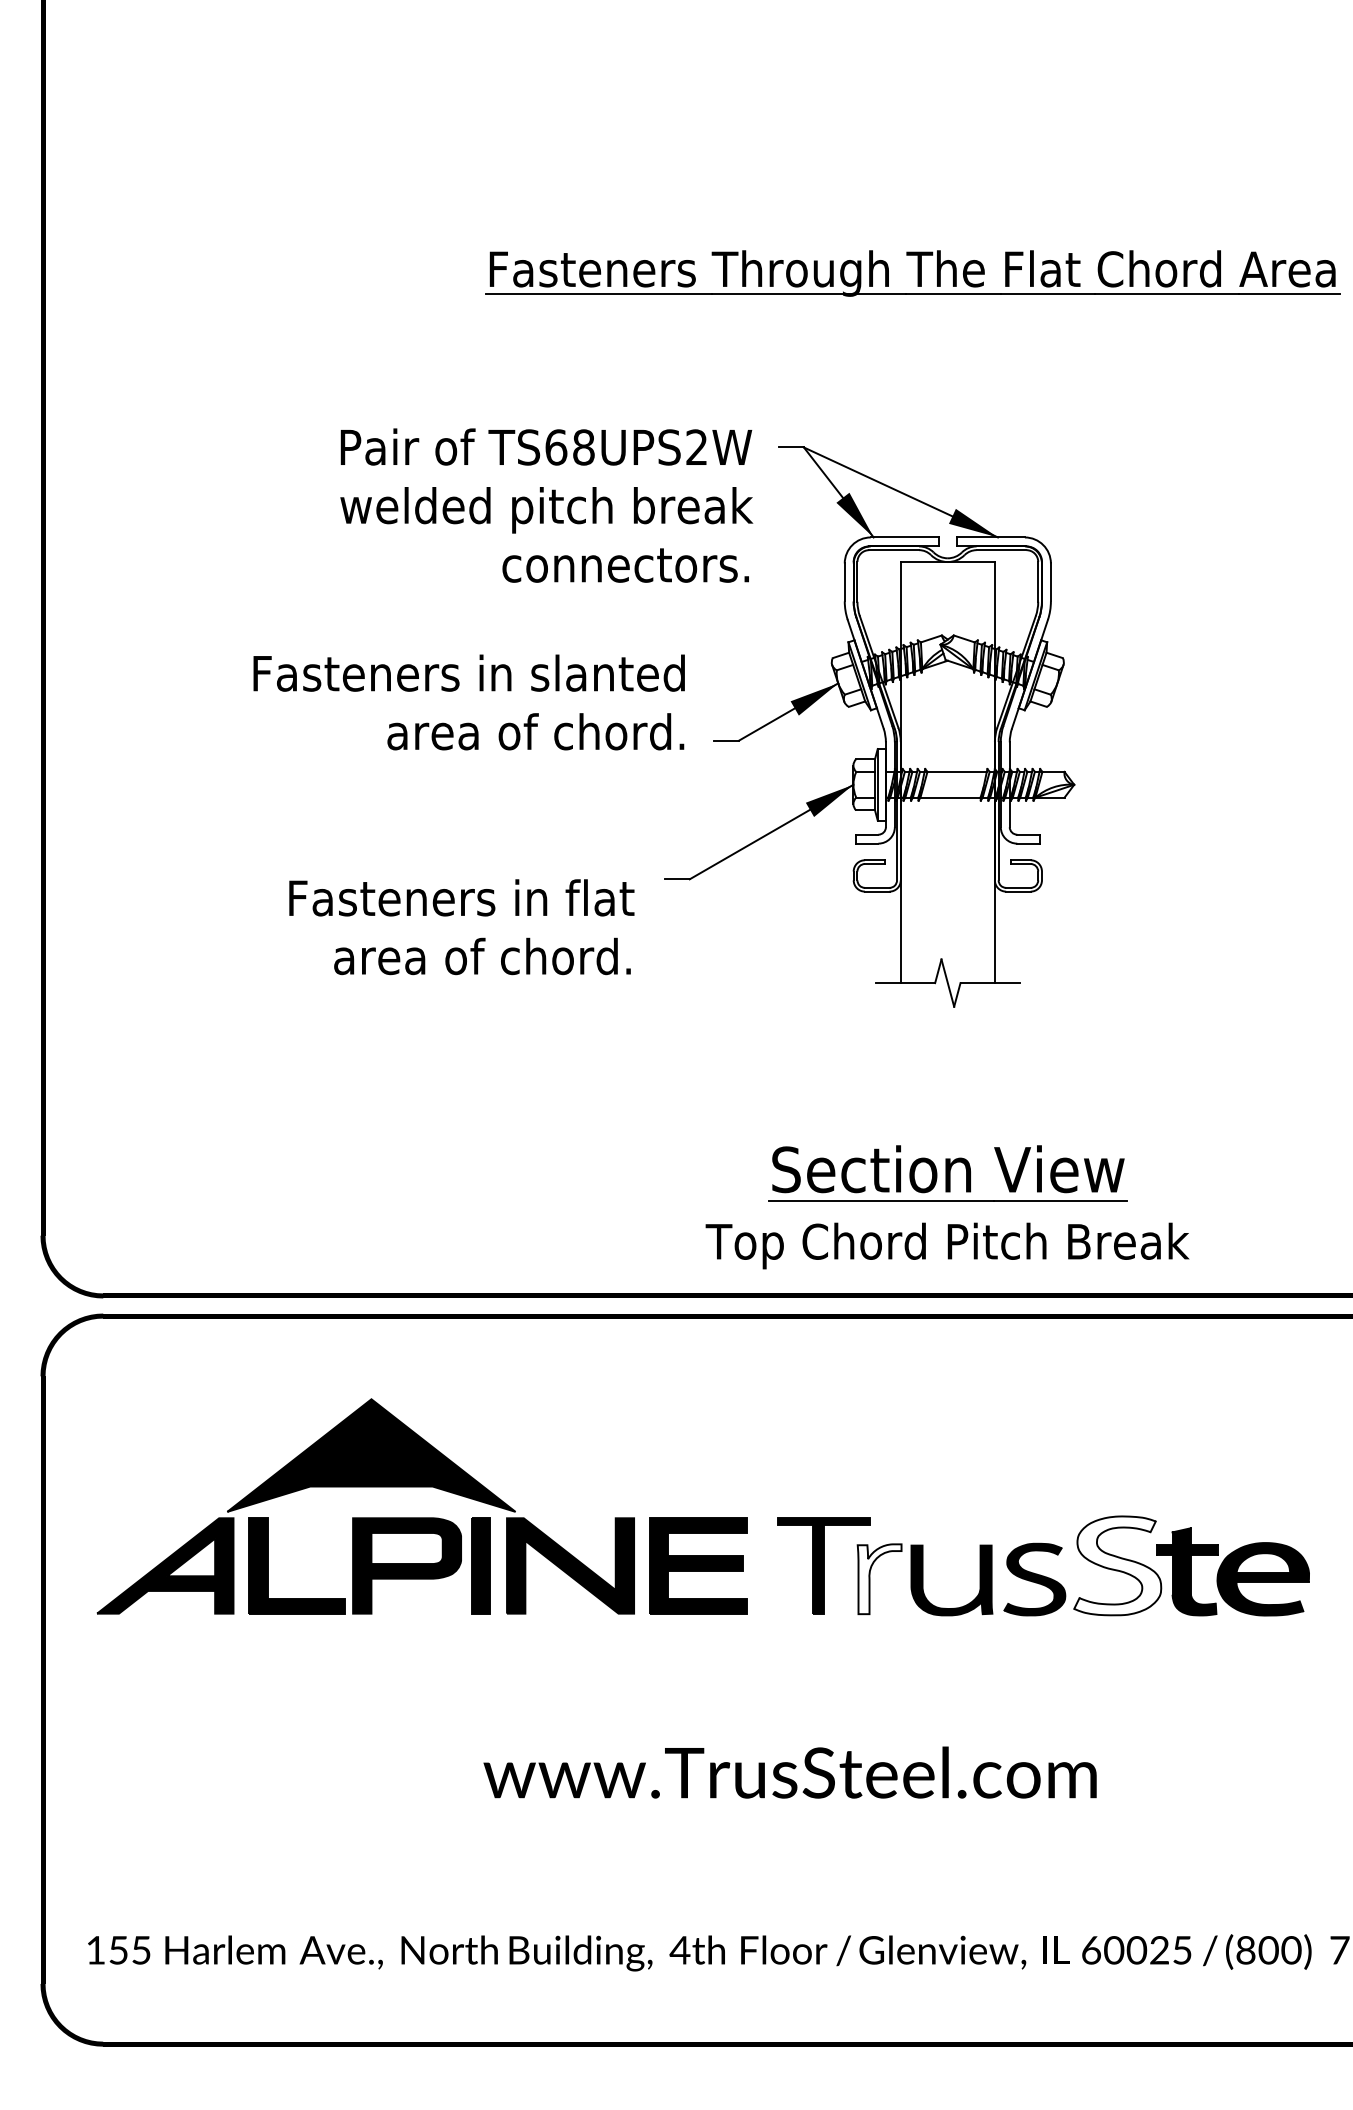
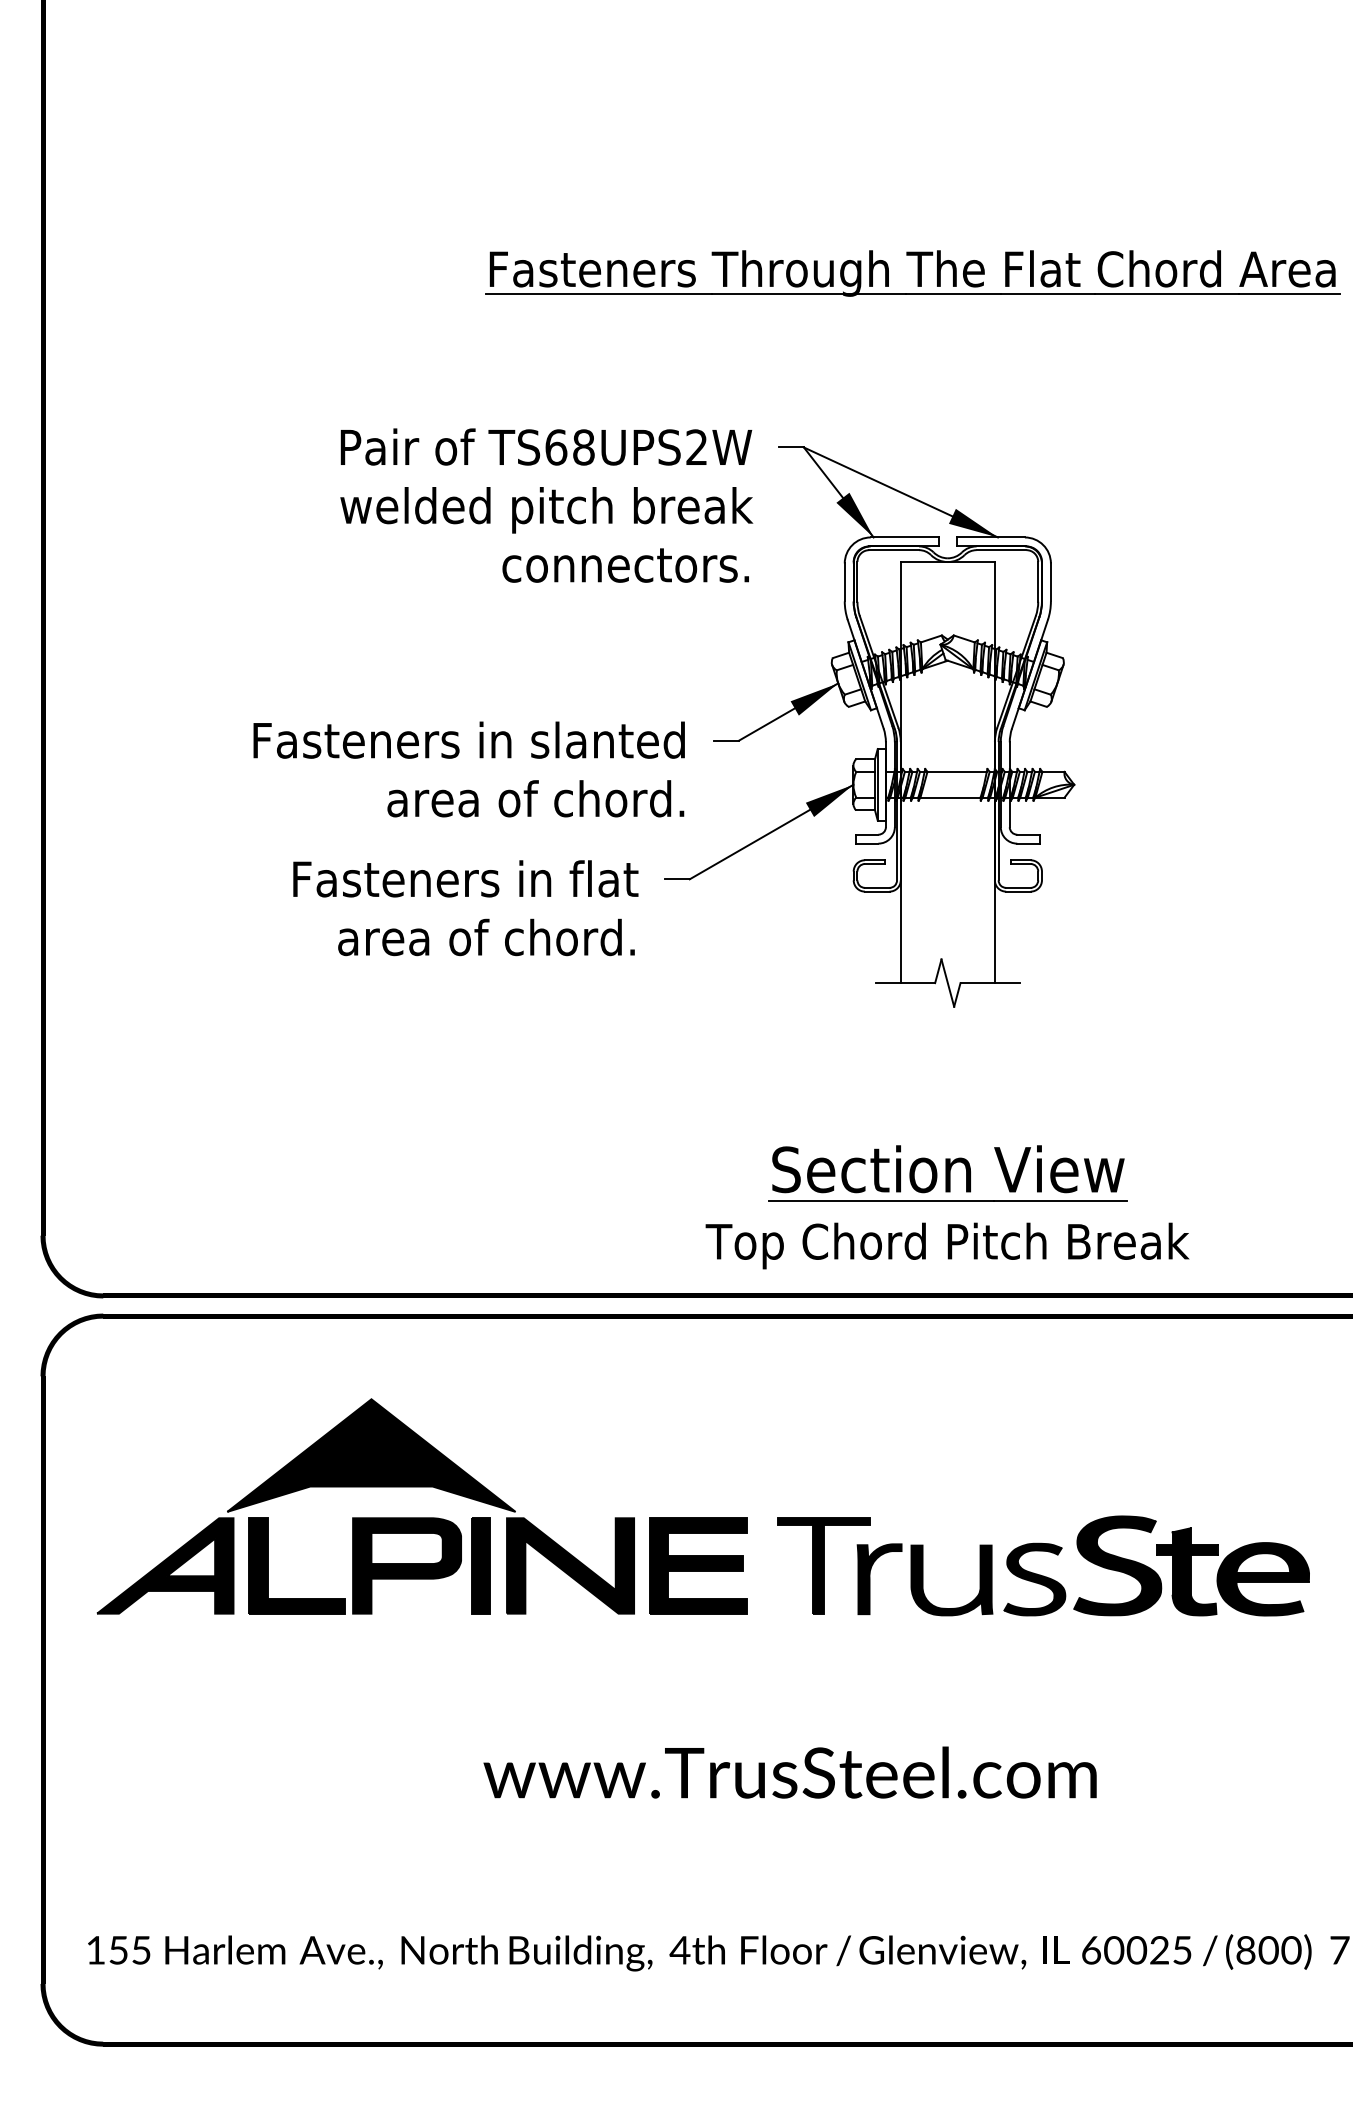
text position: (468, 702) -> (468, 769) (468, 769)
text position: (461, 927) -> (465, 908) (465, 908)
fill: none -> present (1117, 1565)
fill: none -> present (879, 1579)
